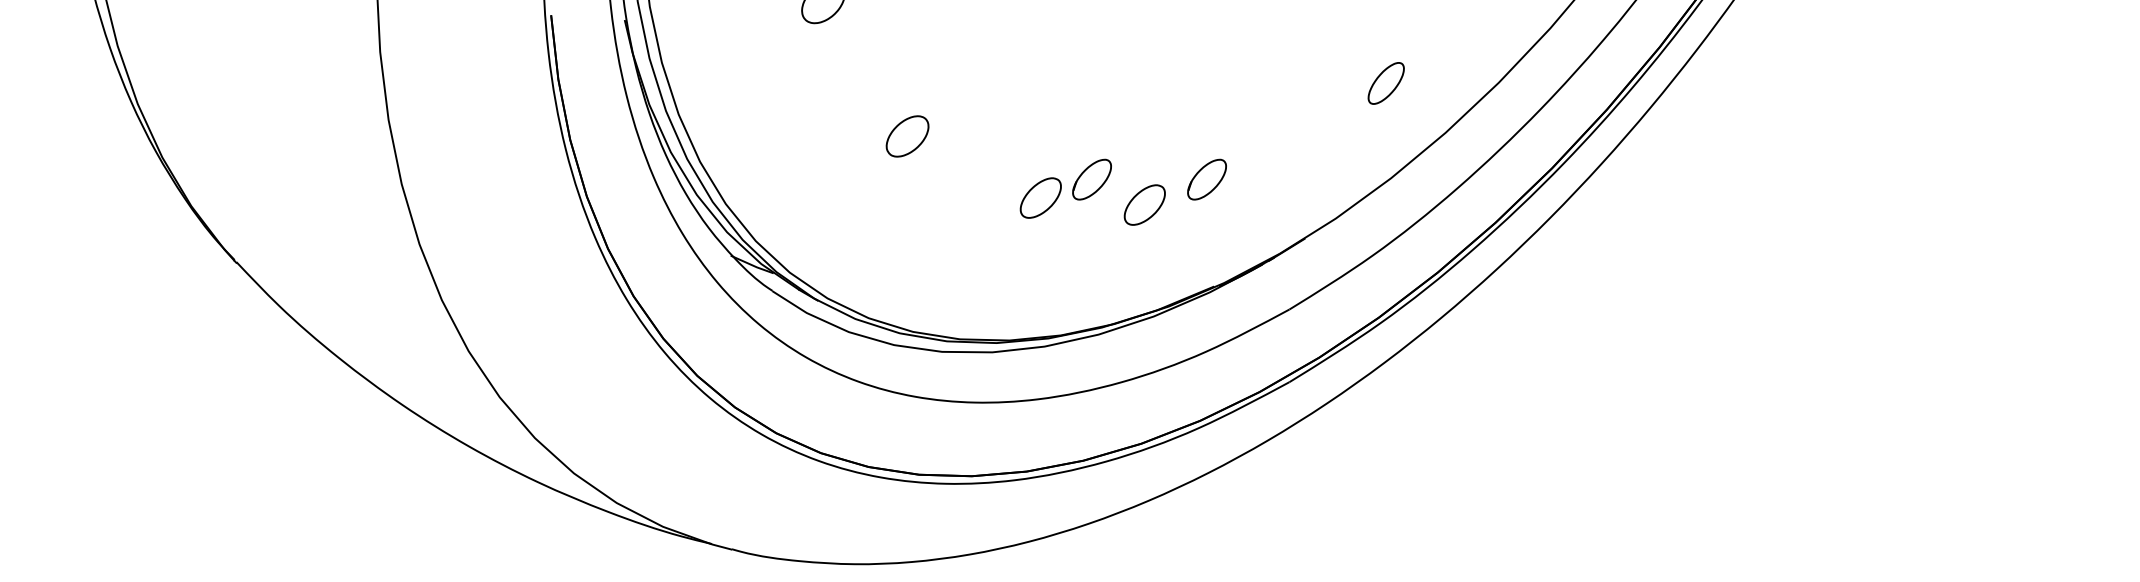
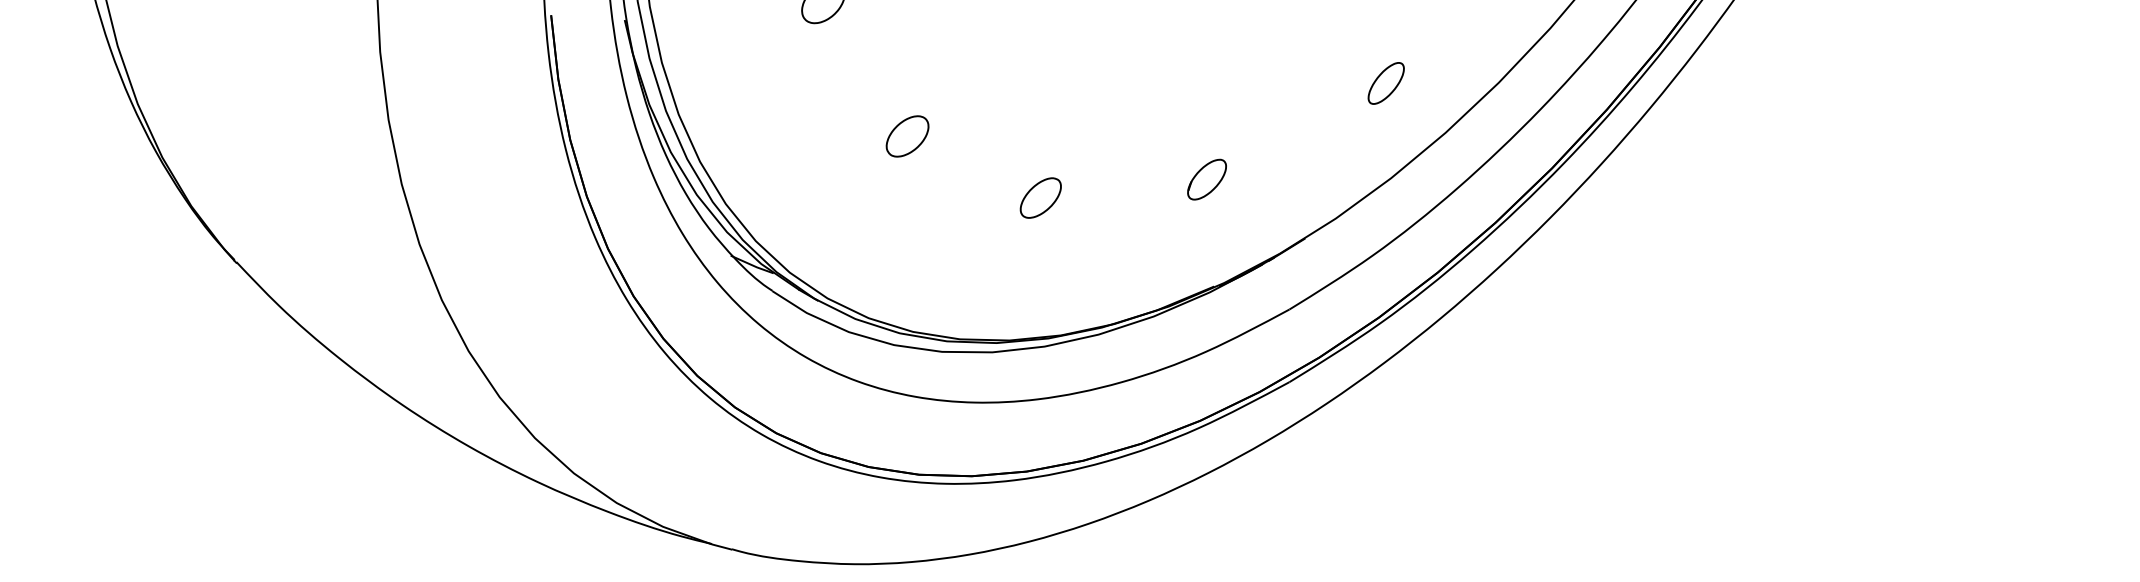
part: present -> none (1091, 179)
part: present -> none (1144, 204)
